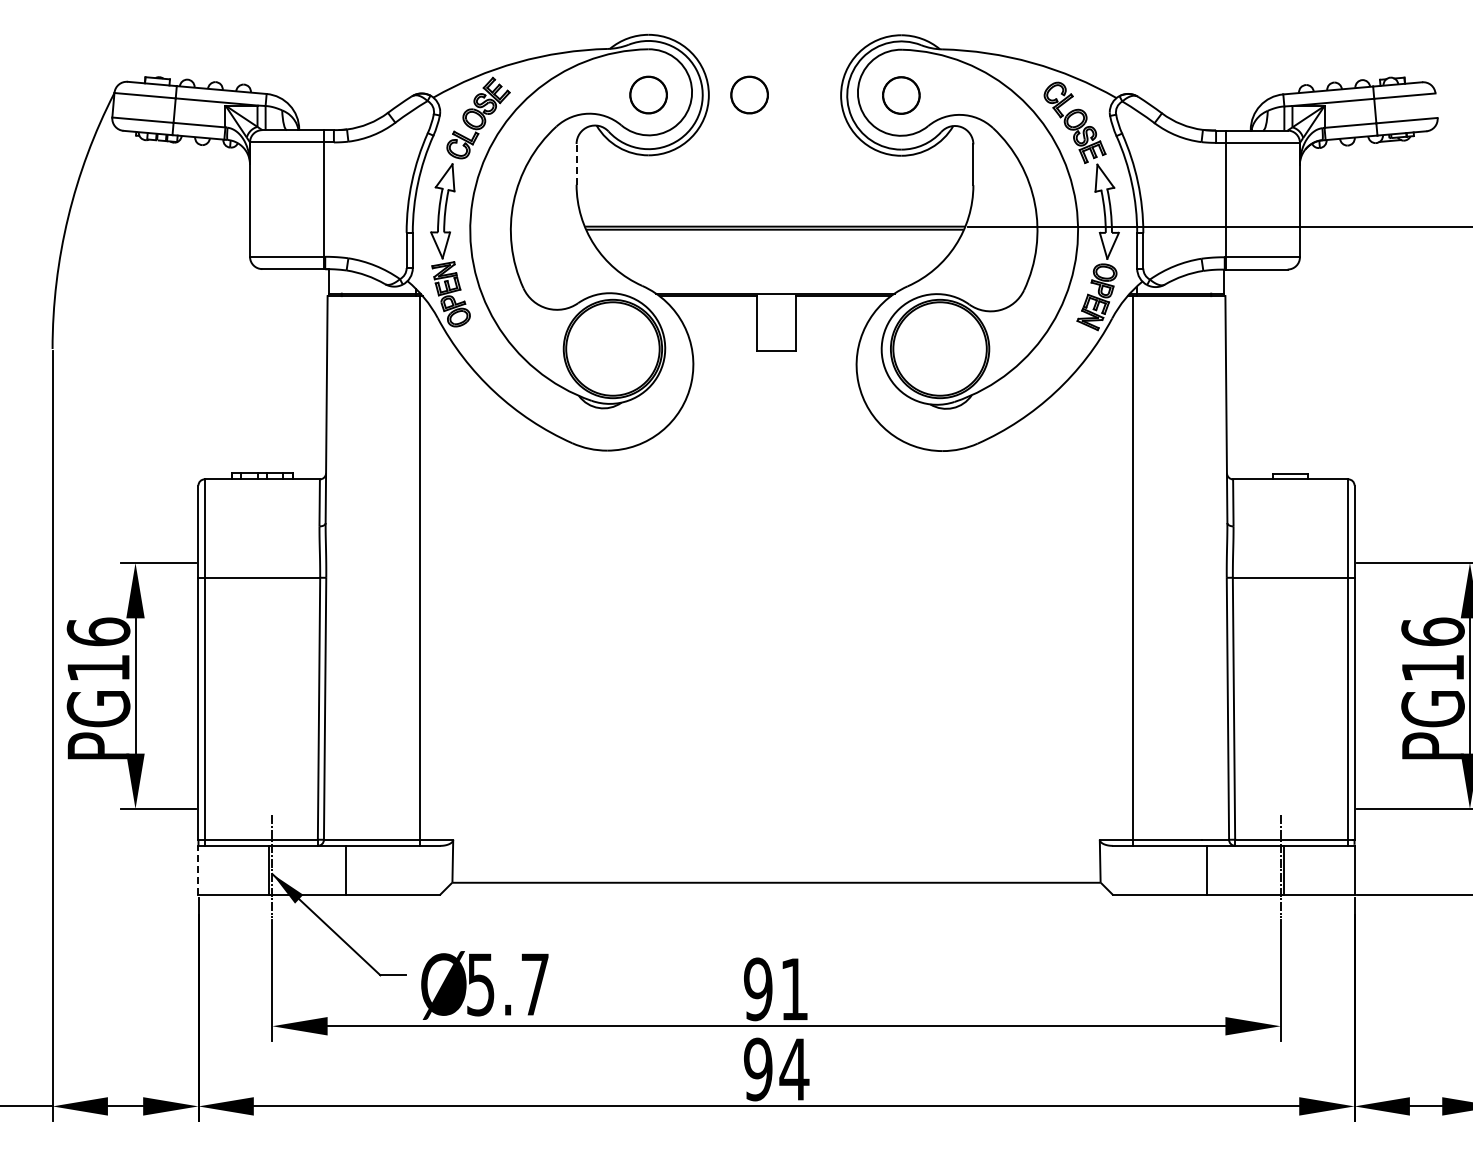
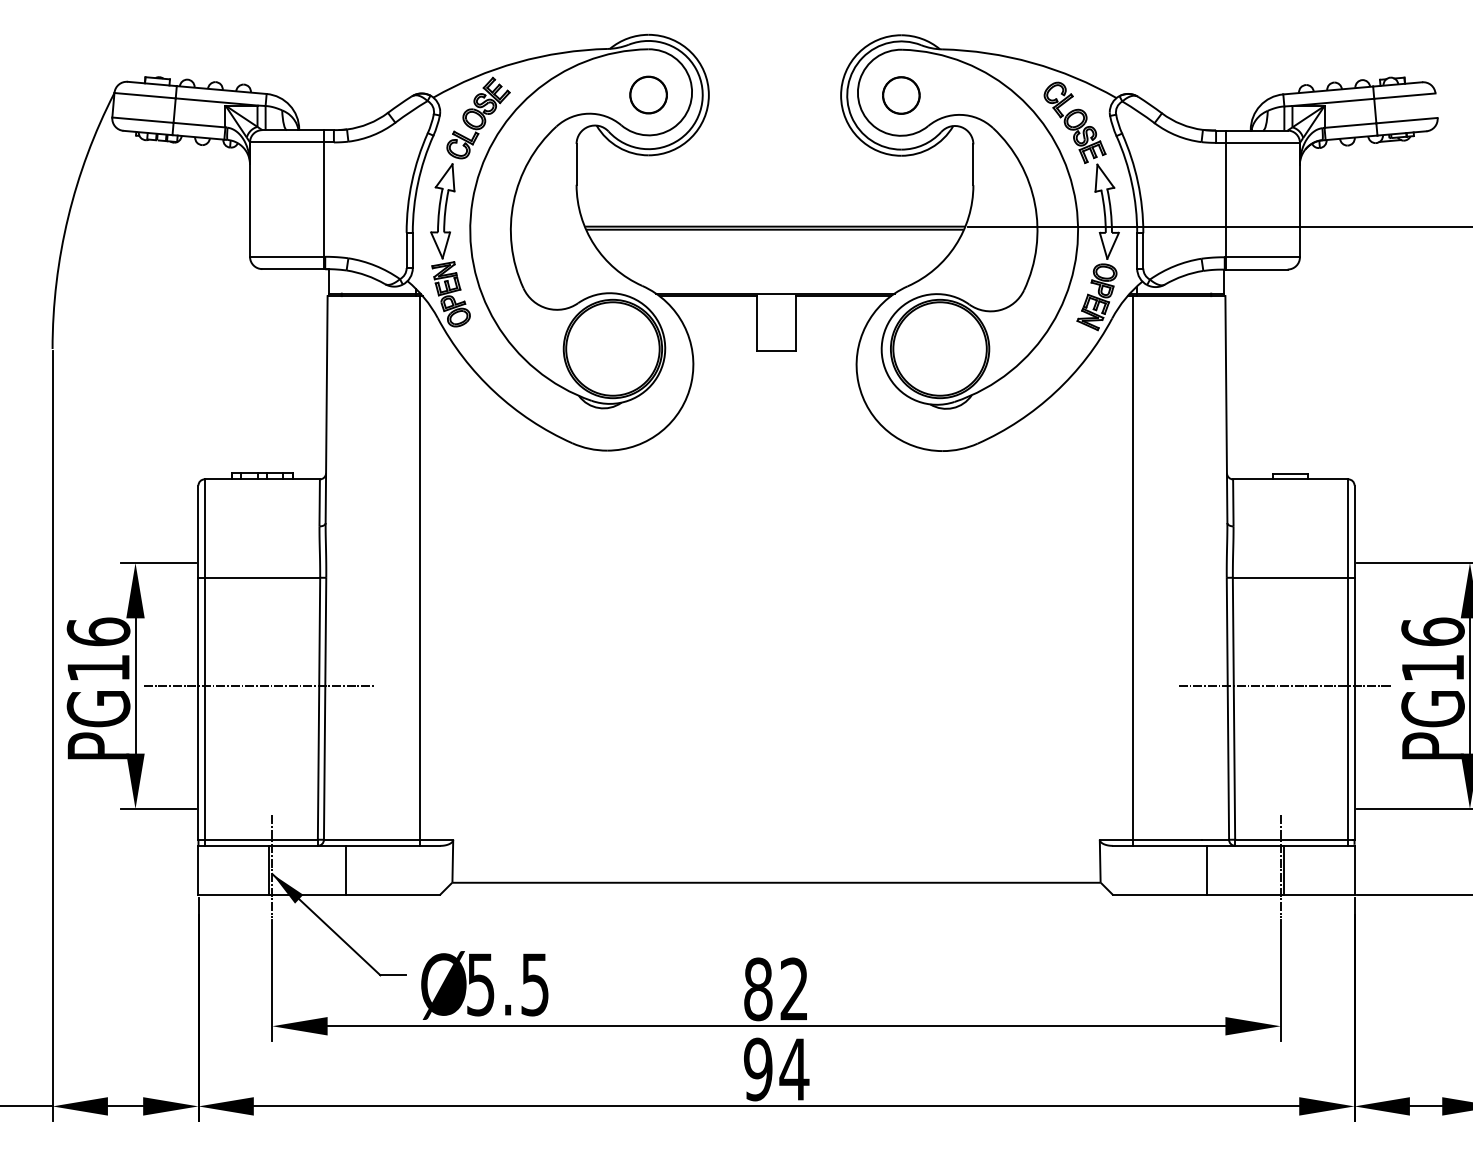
part: present -> none (749, 94)
line: dashed -> solid (576, 163)
line: none -> present (258, 686)
line: none -> present (1284, 686)
line: dashed -> solid (198, 870)
text: 5.7 -> 5.5 (534, 984)
text: 91 -> 82 (775, 989)
